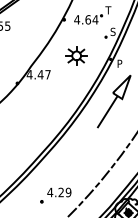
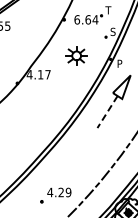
text: 4.64 -> 6.64 (76, 19)
text: 4.47 -> 4.17 (40, 74)
line: solid -> dashed (107, 112)
